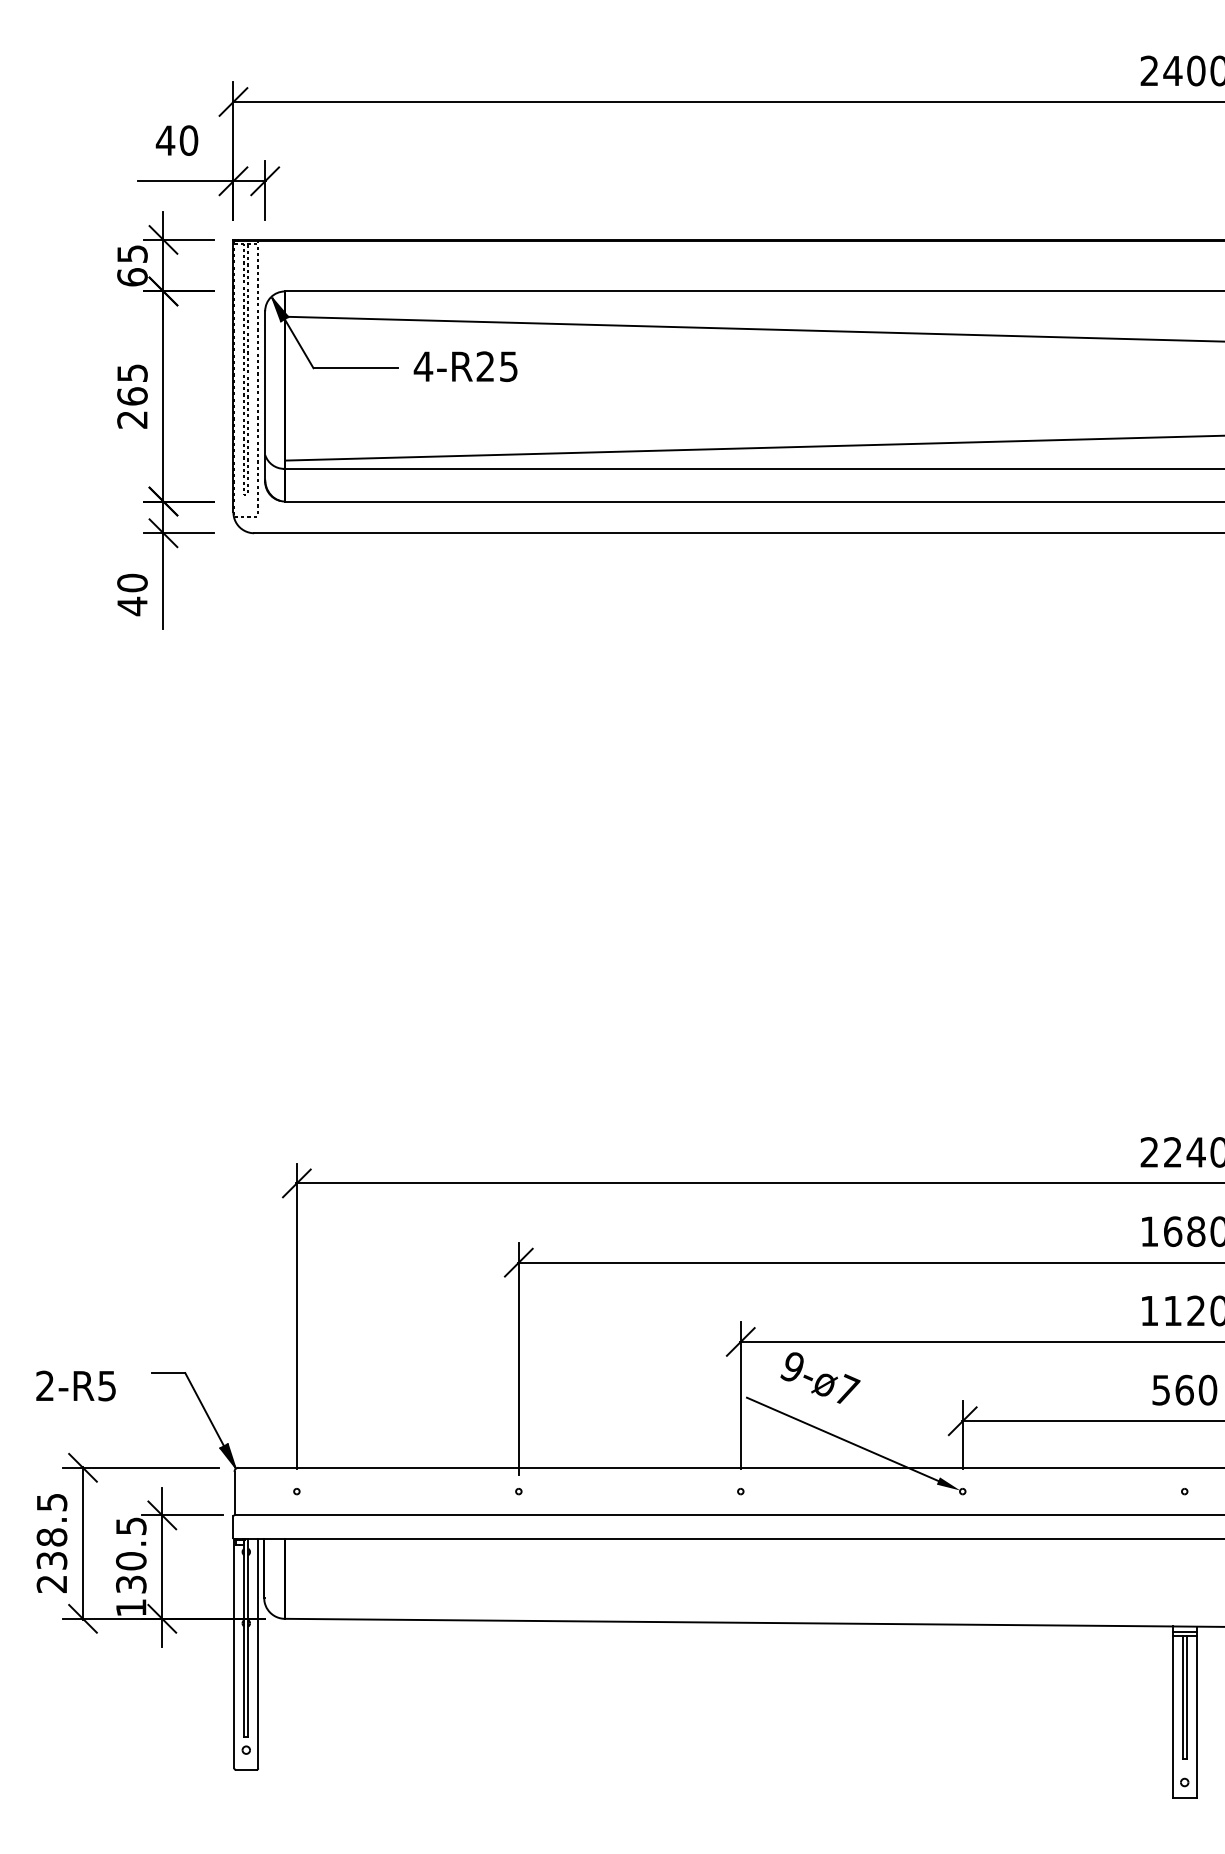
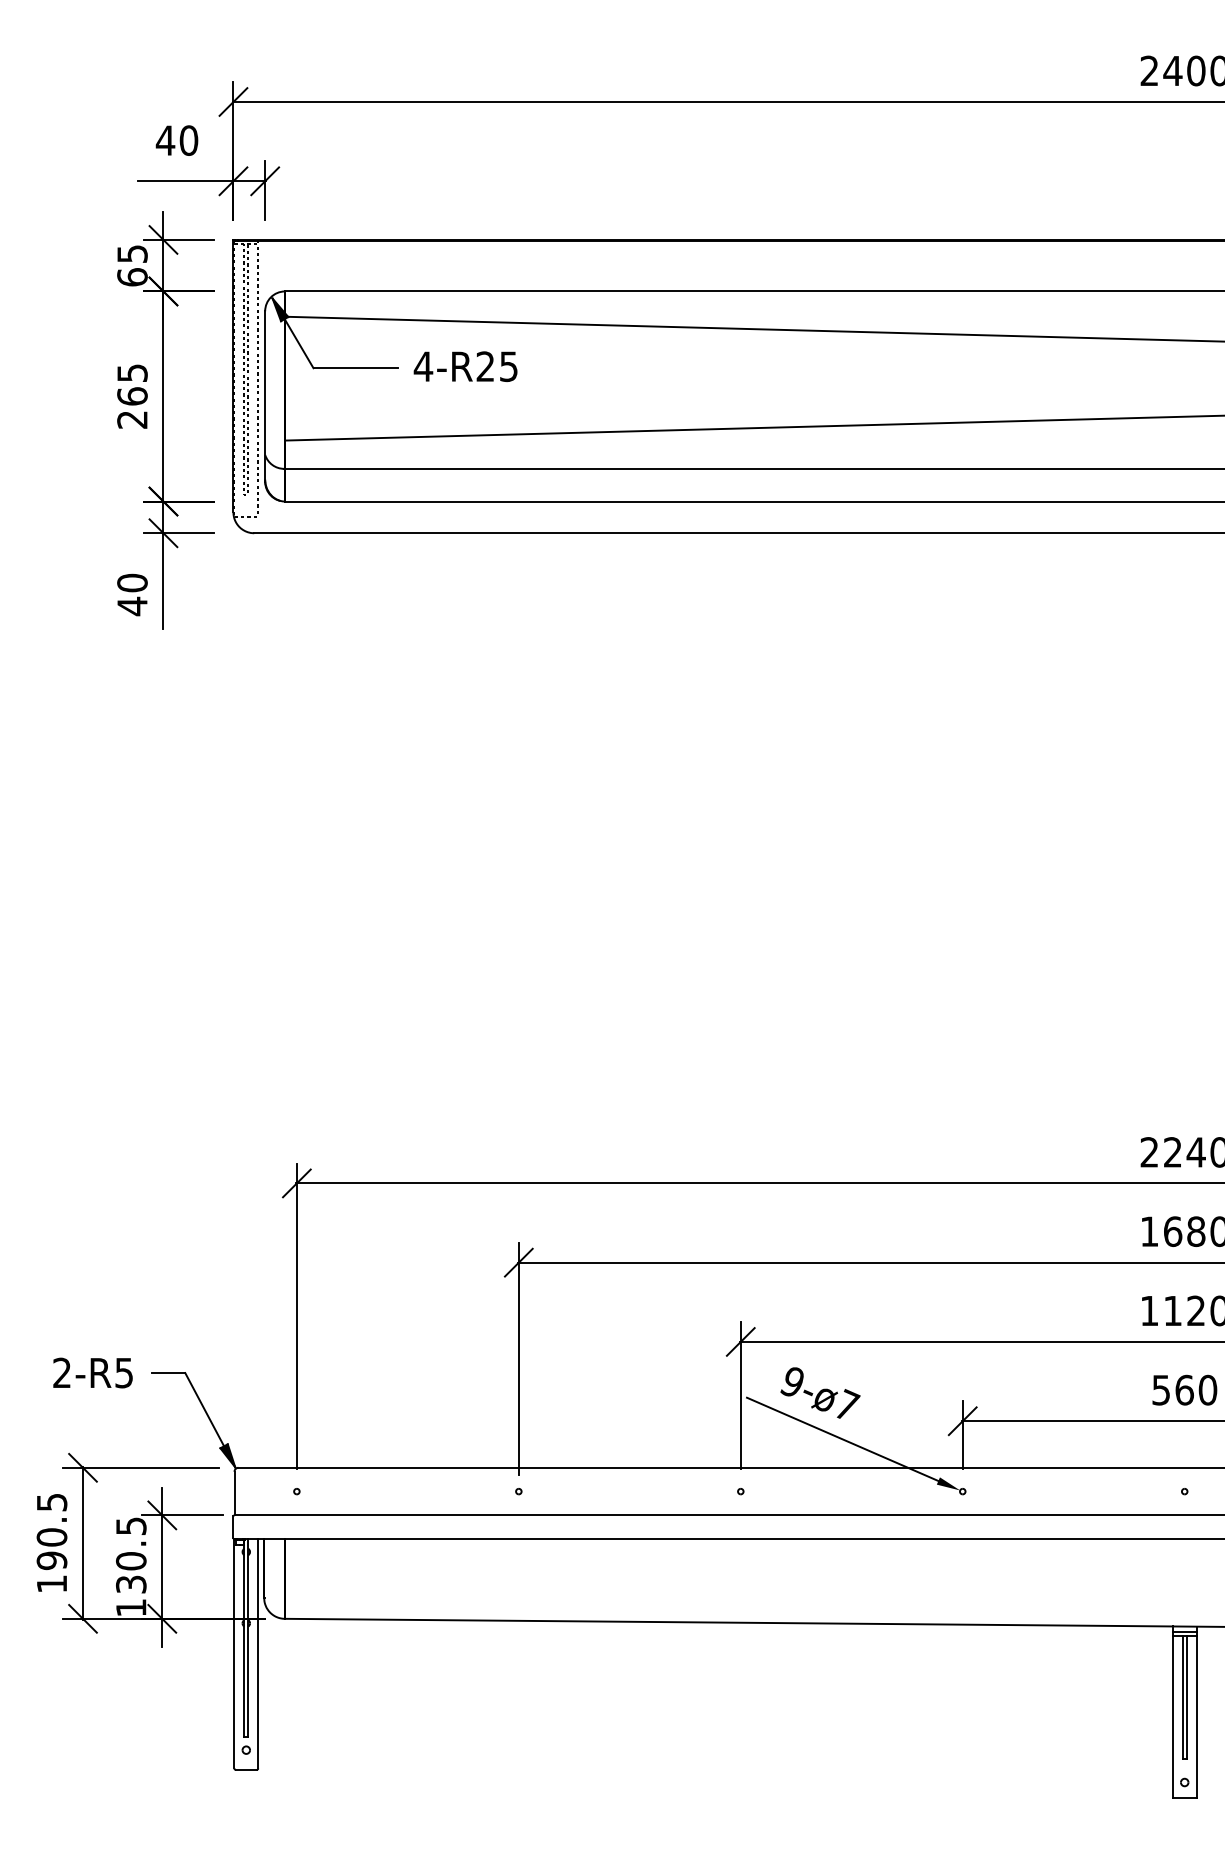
line position: (753, 447) -> (752, 427) (752, 427)
text position: (820, 1377) -> (820, 1392) (820, 1392)
text position: (75, 1385) -> (92, 1372) (92, 1372)
text: 238.5 -> 190.5 (51, 1560)
